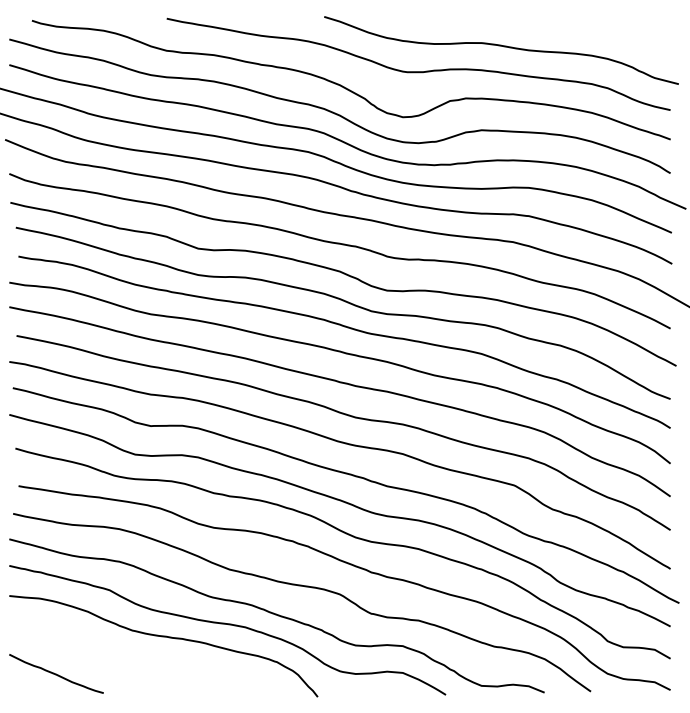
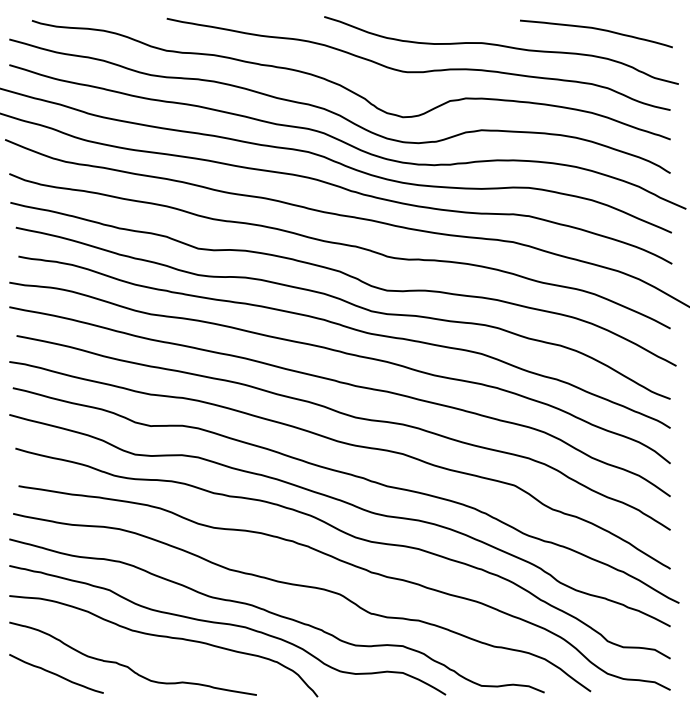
curve: none -> present (596, 29)
curve: none -> present (128, 666)
